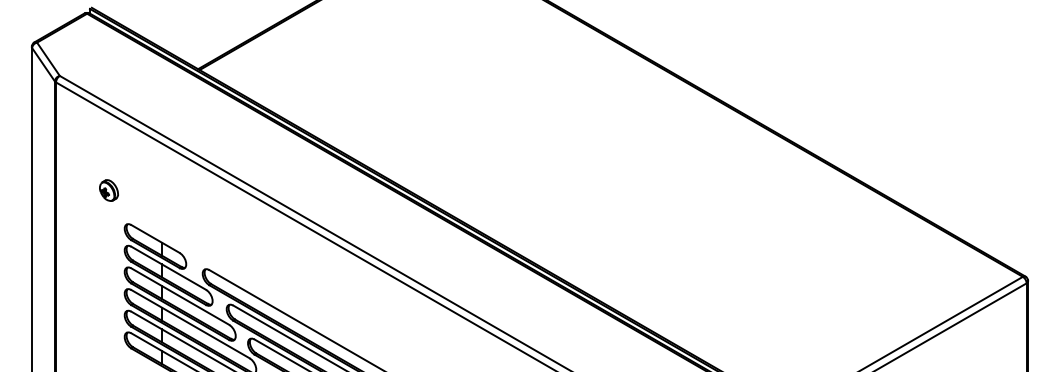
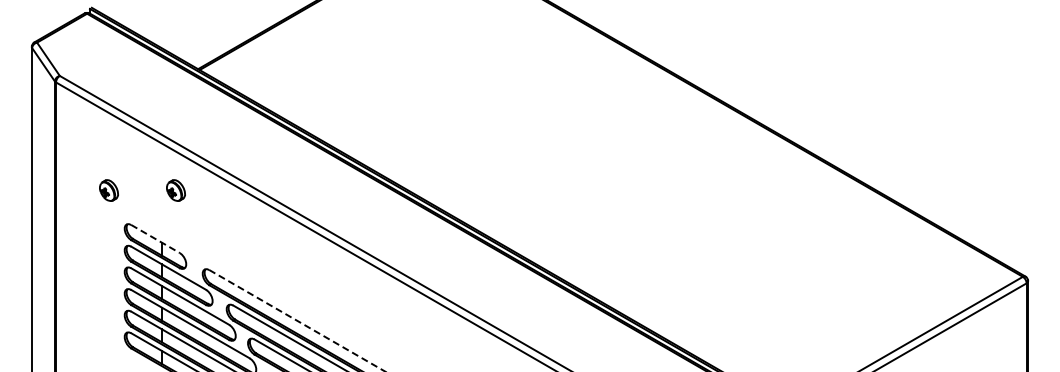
part: none -> present (175, 190)
line: solid -> dashed (155, 239)
line: solid -> dashed (297, 320)
